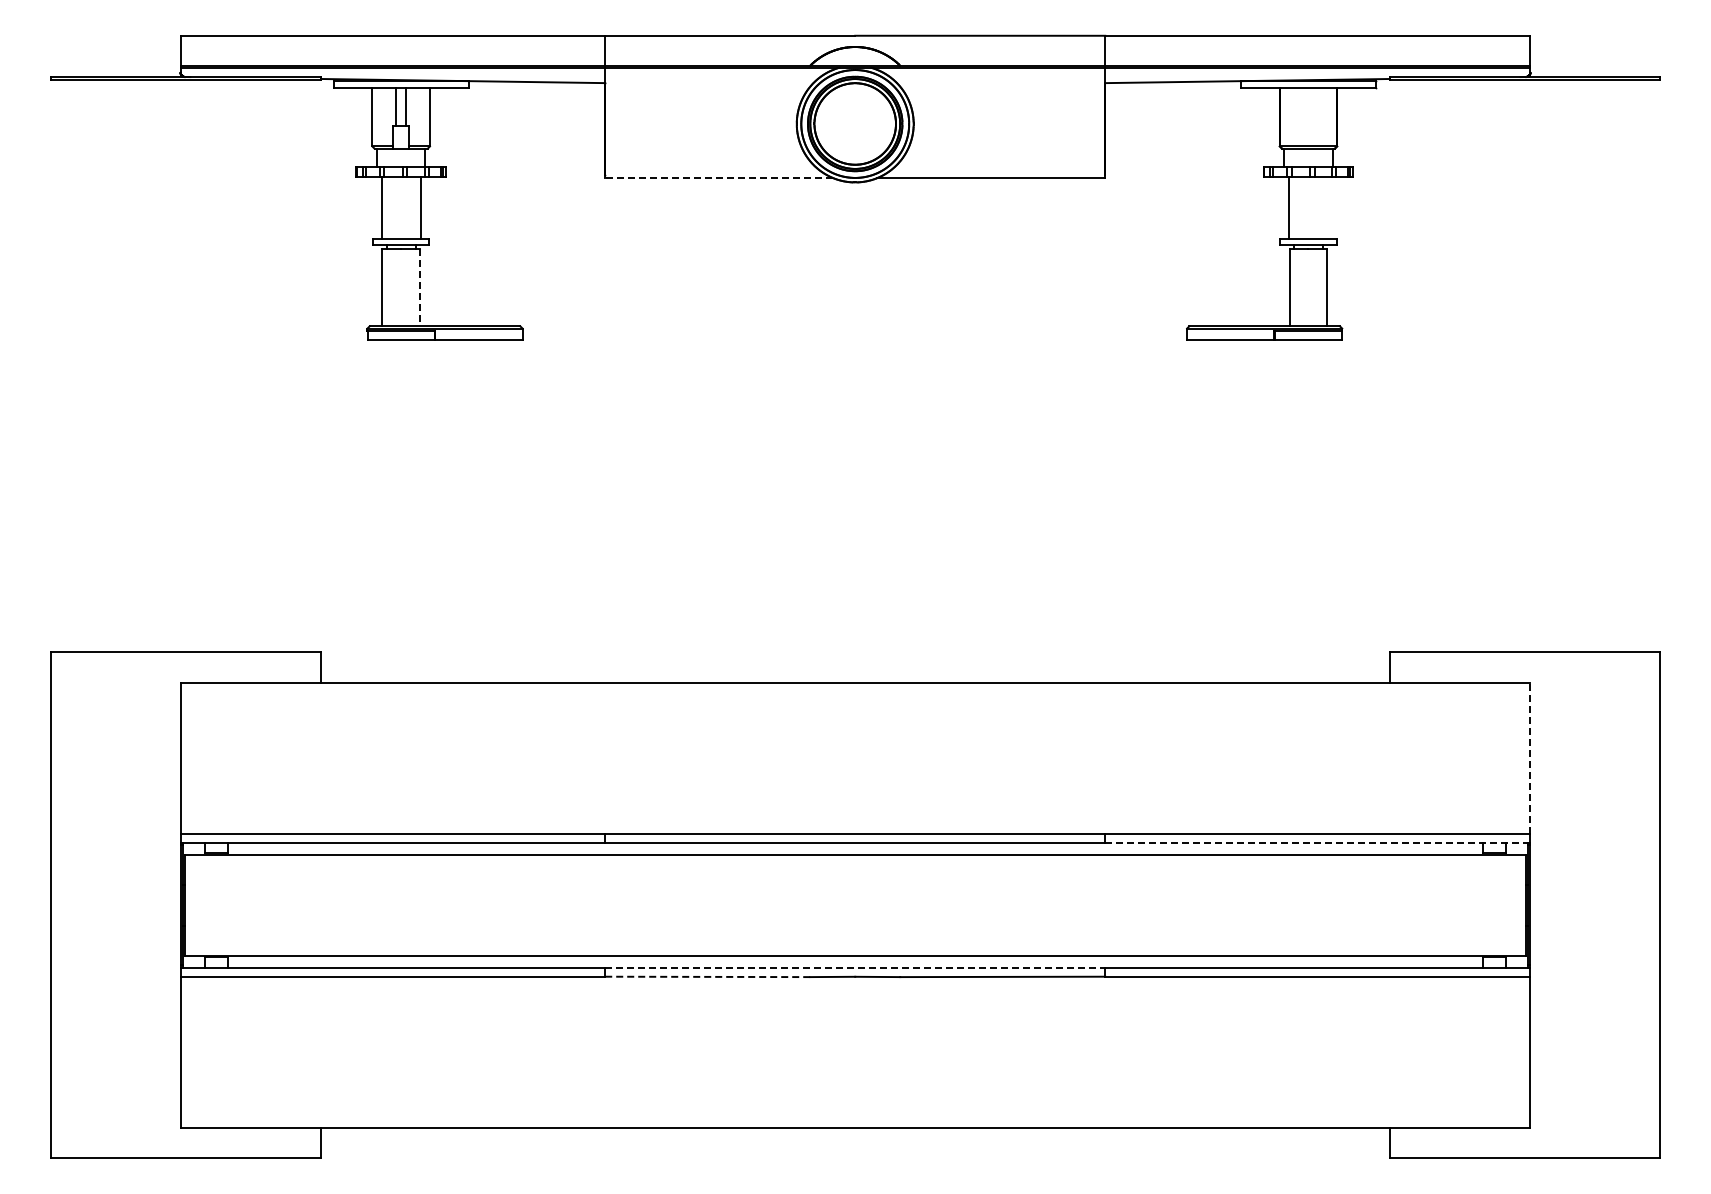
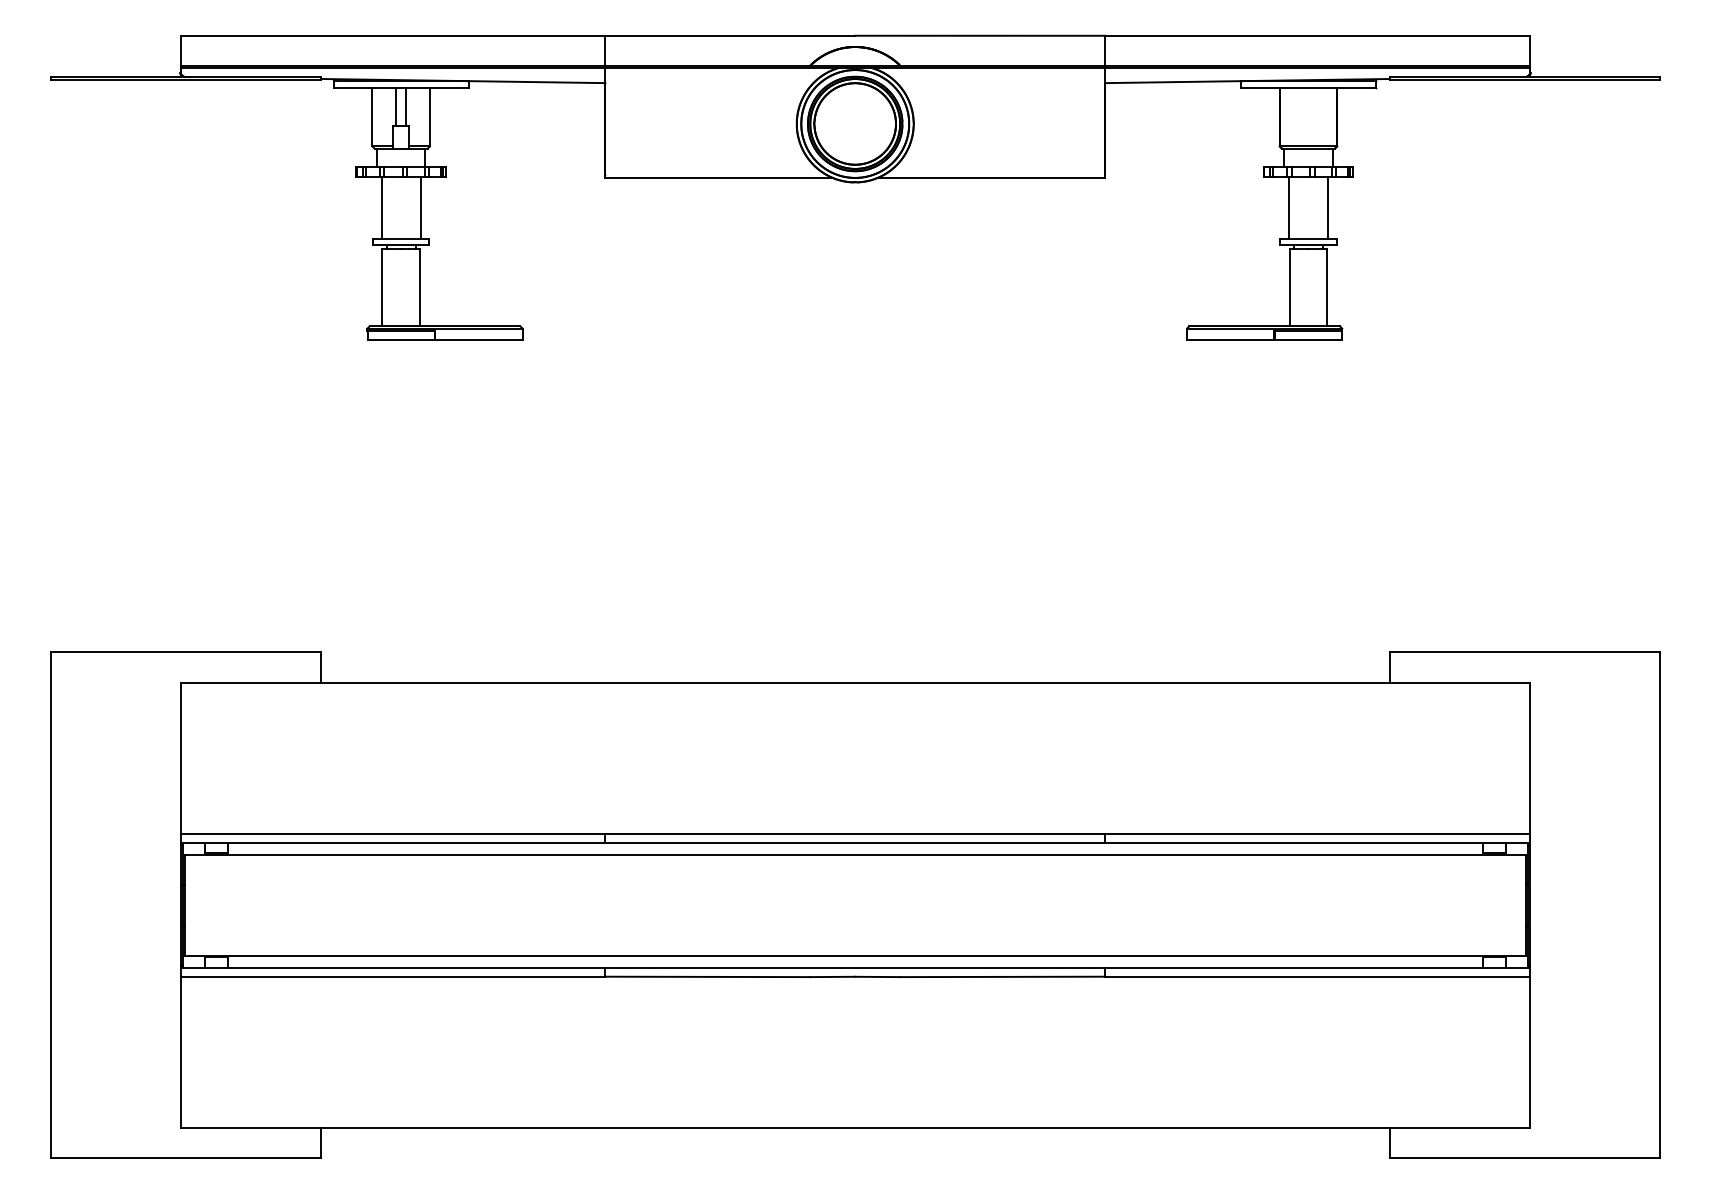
line: dashed -> solid (719, 178)
line: none -> present (1328, 207)
line: dashed -> solid (419, 287)
line: dashed -> solid (1530, 757)
line: dashed -> solid (1316, 842)
line: dashed -> solid (855, 967)
line: dashed -> solid (707, 976)
